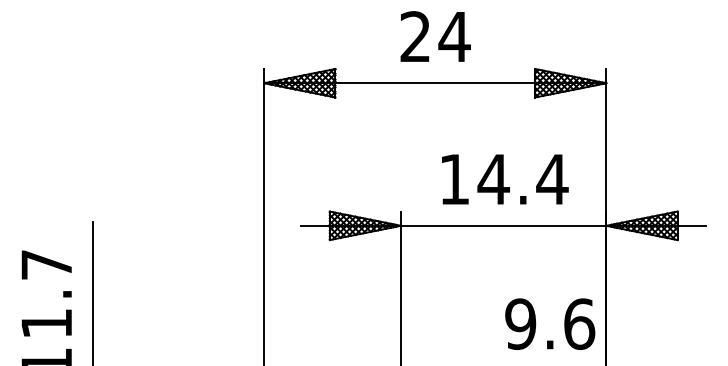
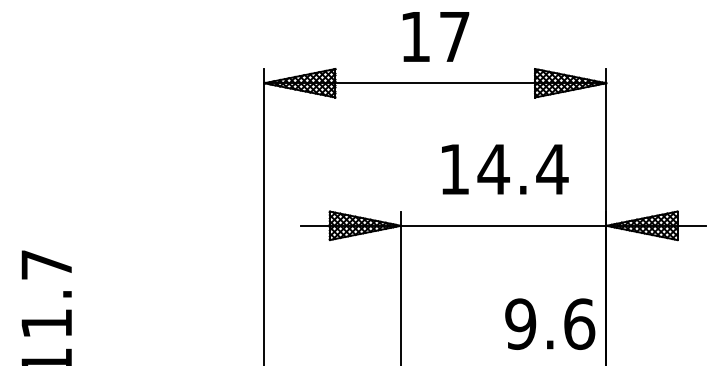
text: 24 -> 17 (435, 36)
text position: (505, 179) -> (505, 169) (505, 169)
line: present -> none (93, 292)
